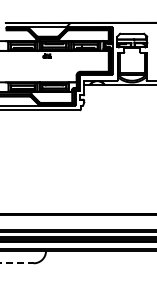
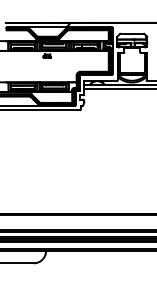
line: none -> present (118, 88)
line: dashed -> solid (17, 263)
